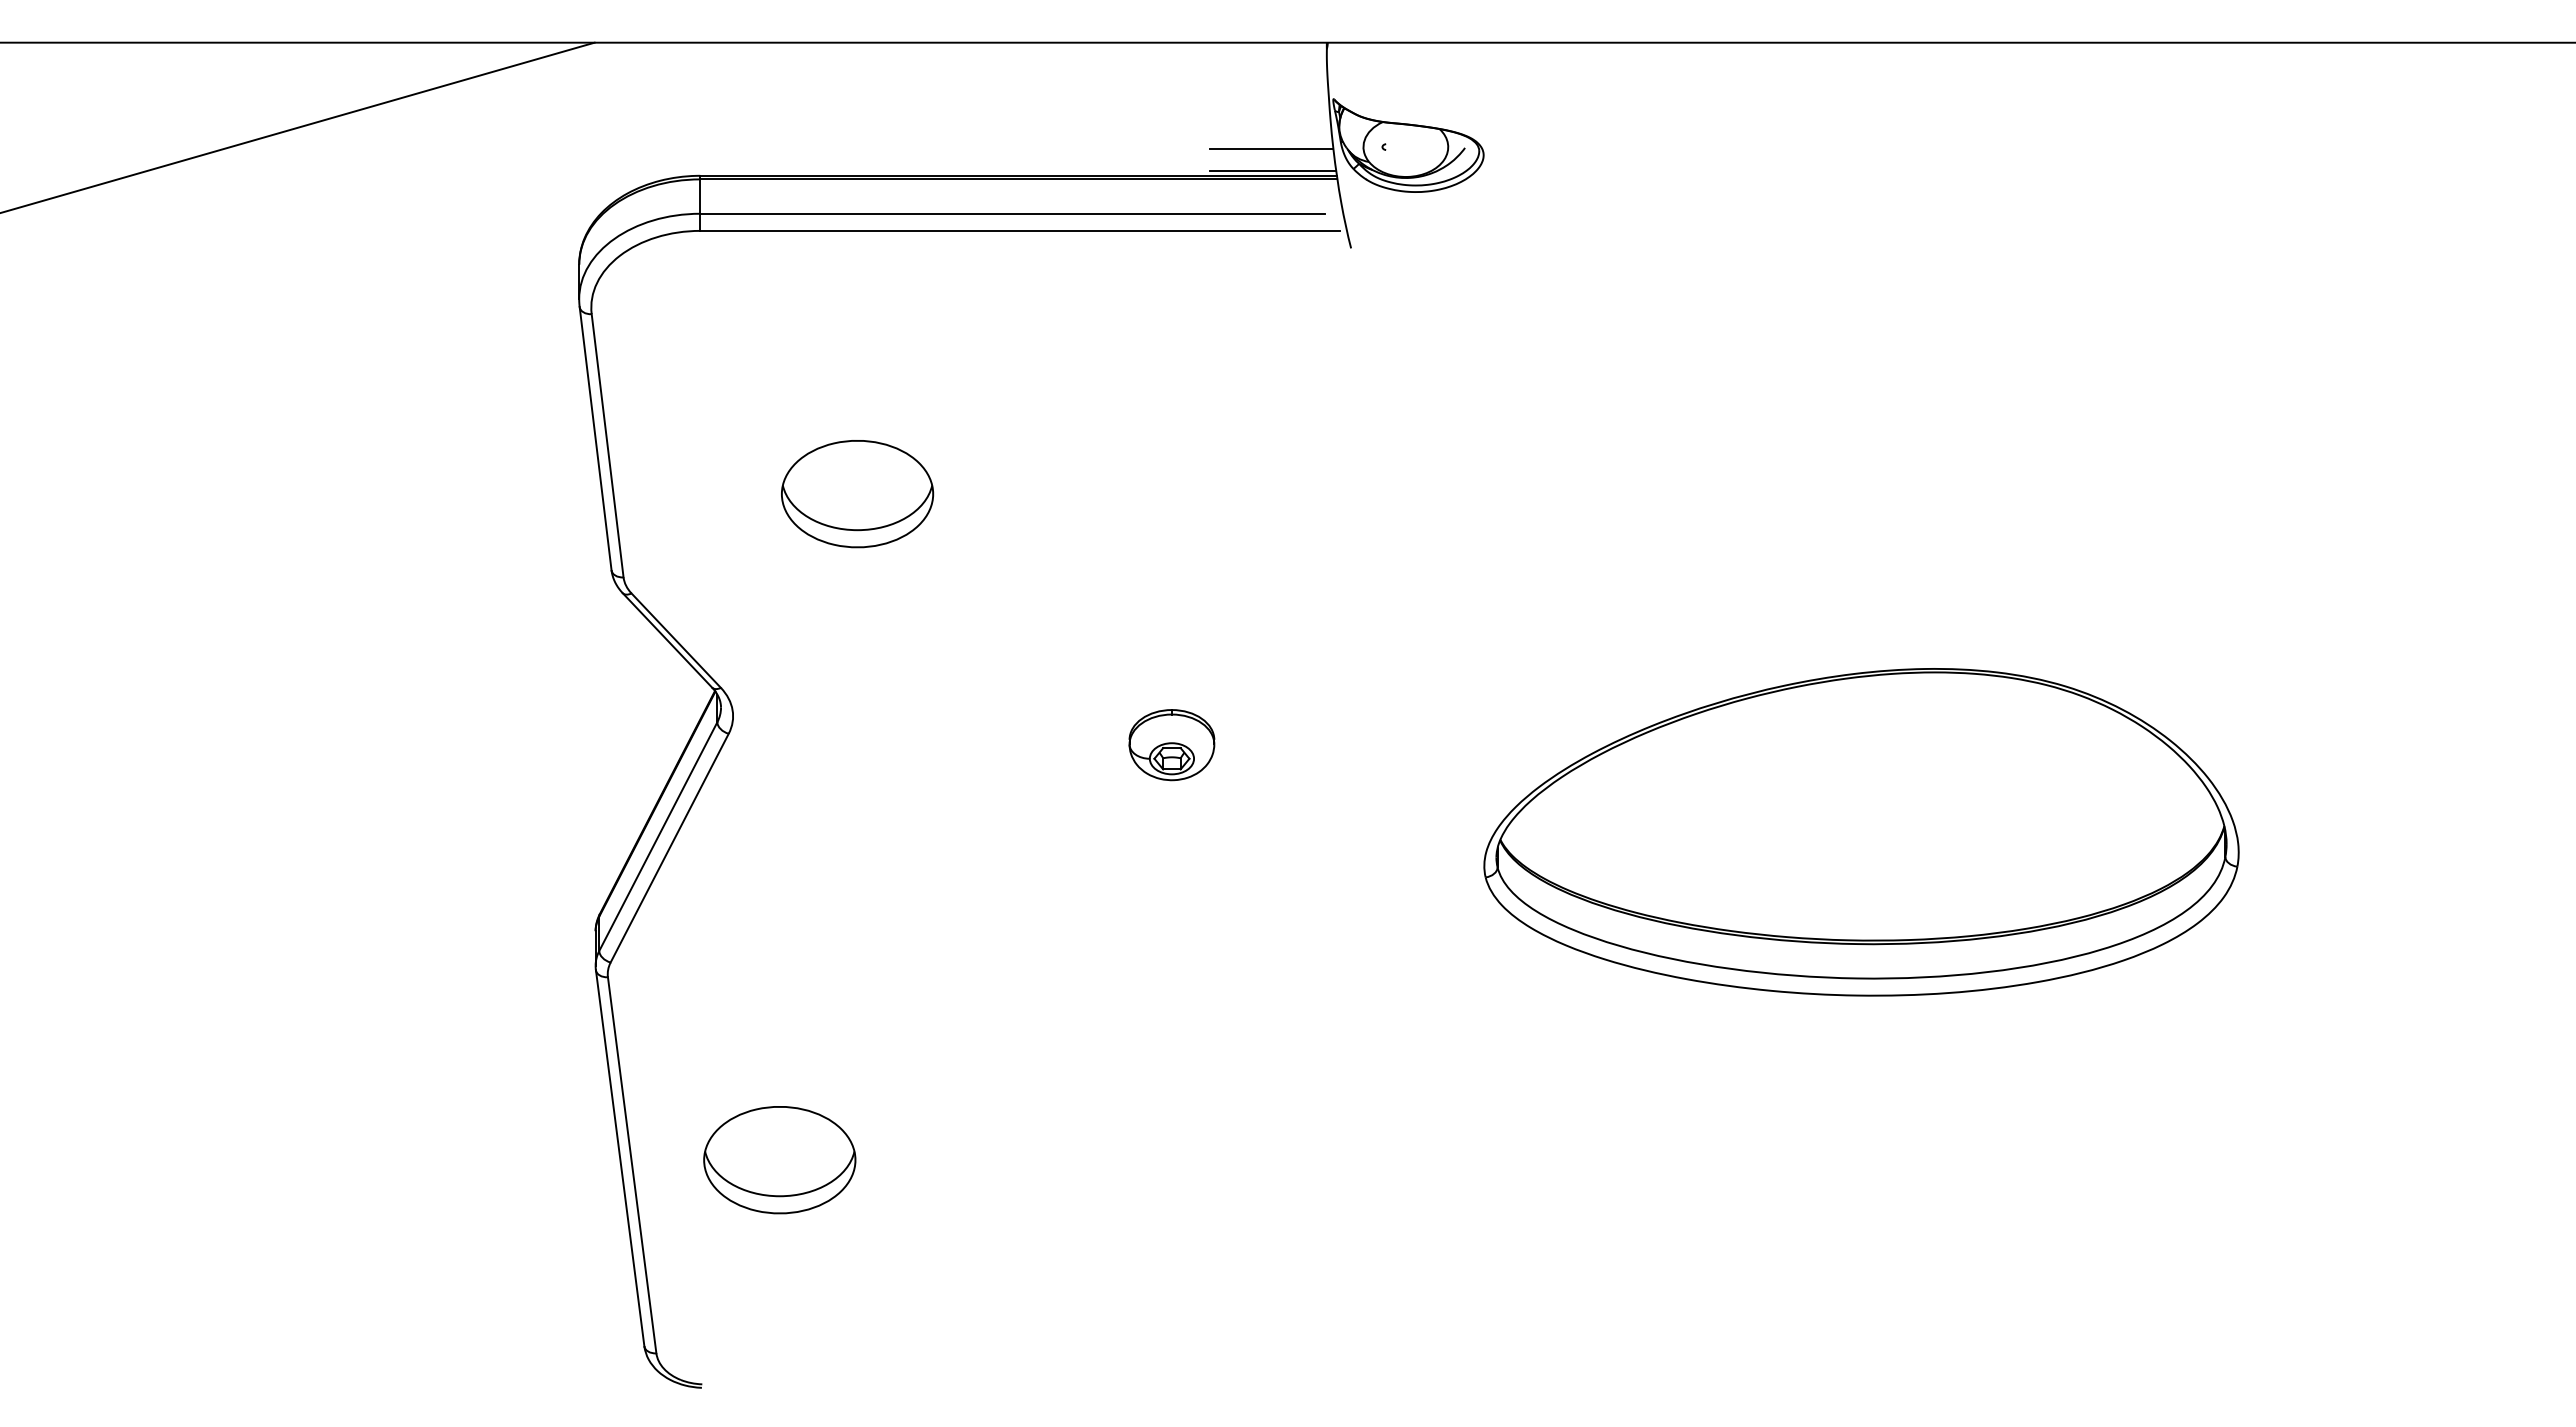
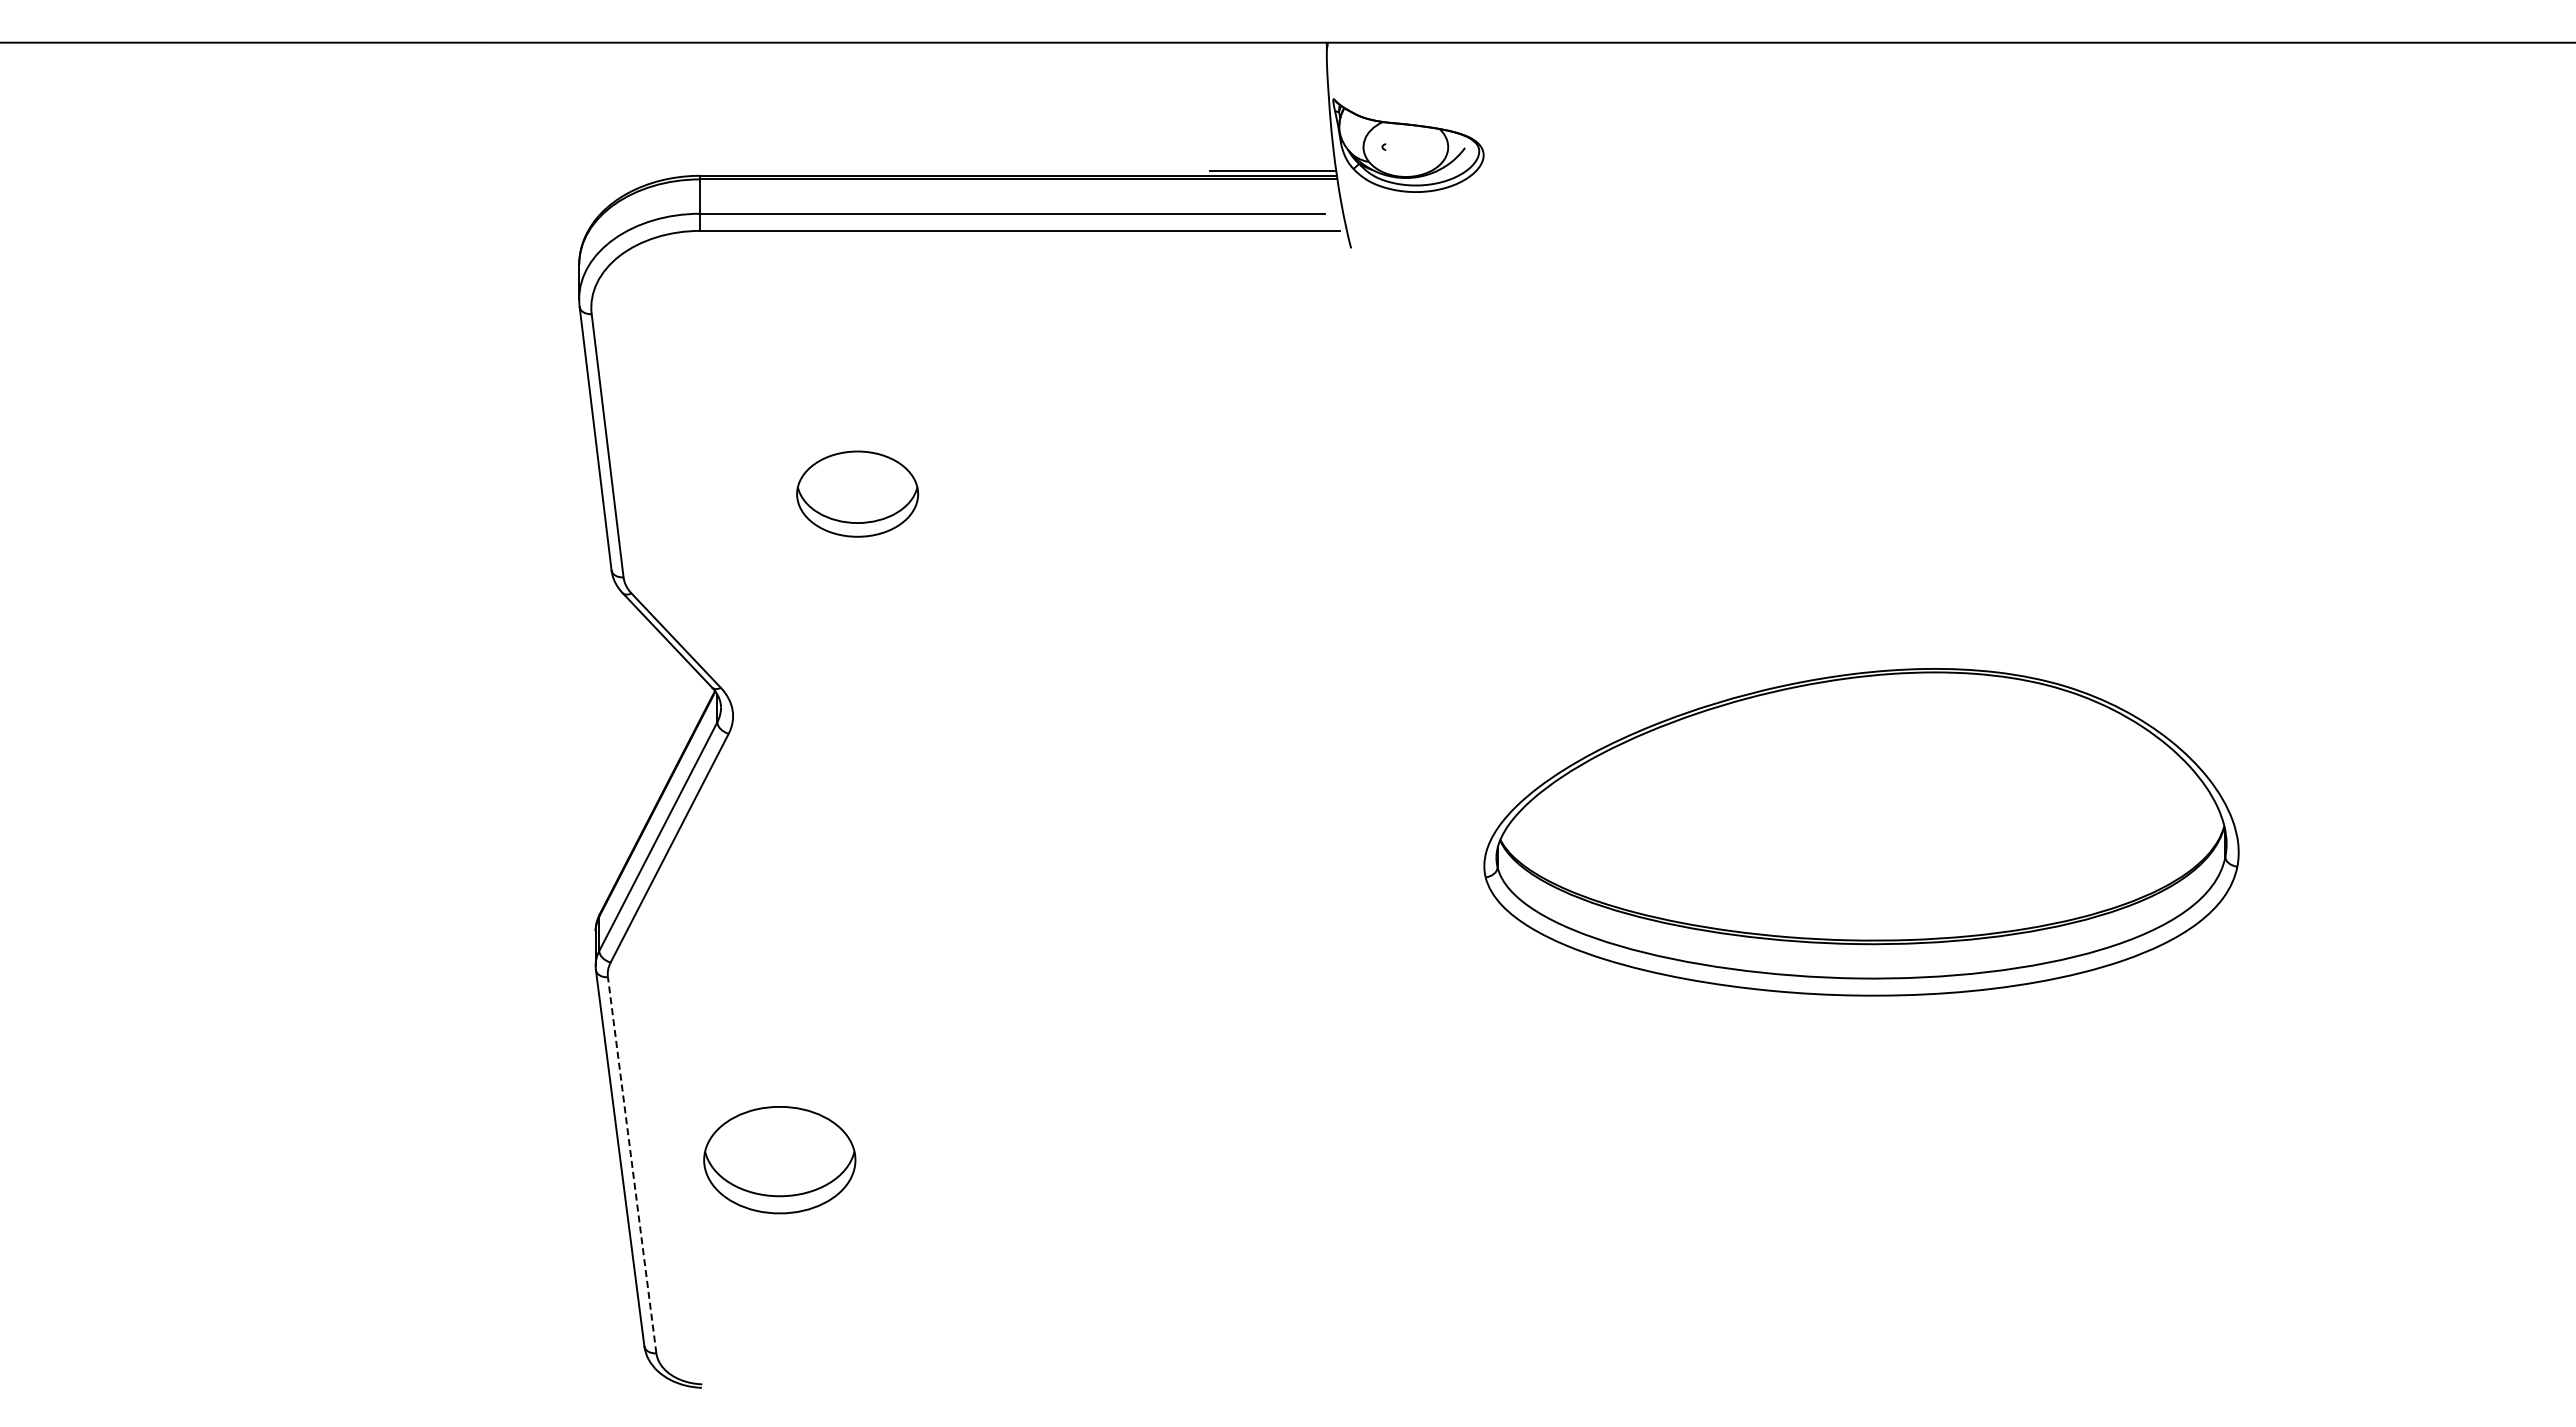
line: present -> none (298, 127)
line: present -> none (1271, 149)
part size: 154x109 px -> 123x88 px (857, 493)
part: present -> none (1171, 745)
line: solid -> dashed (632, 1165)
